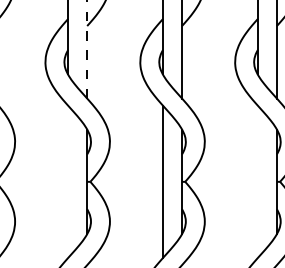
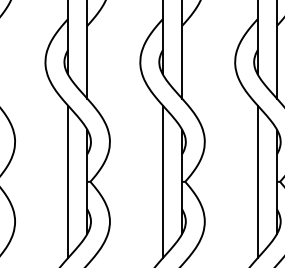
line: dashed -> solid (87, 48)
line: none -> present (68, 181)
line: none -> present (257, 181)
